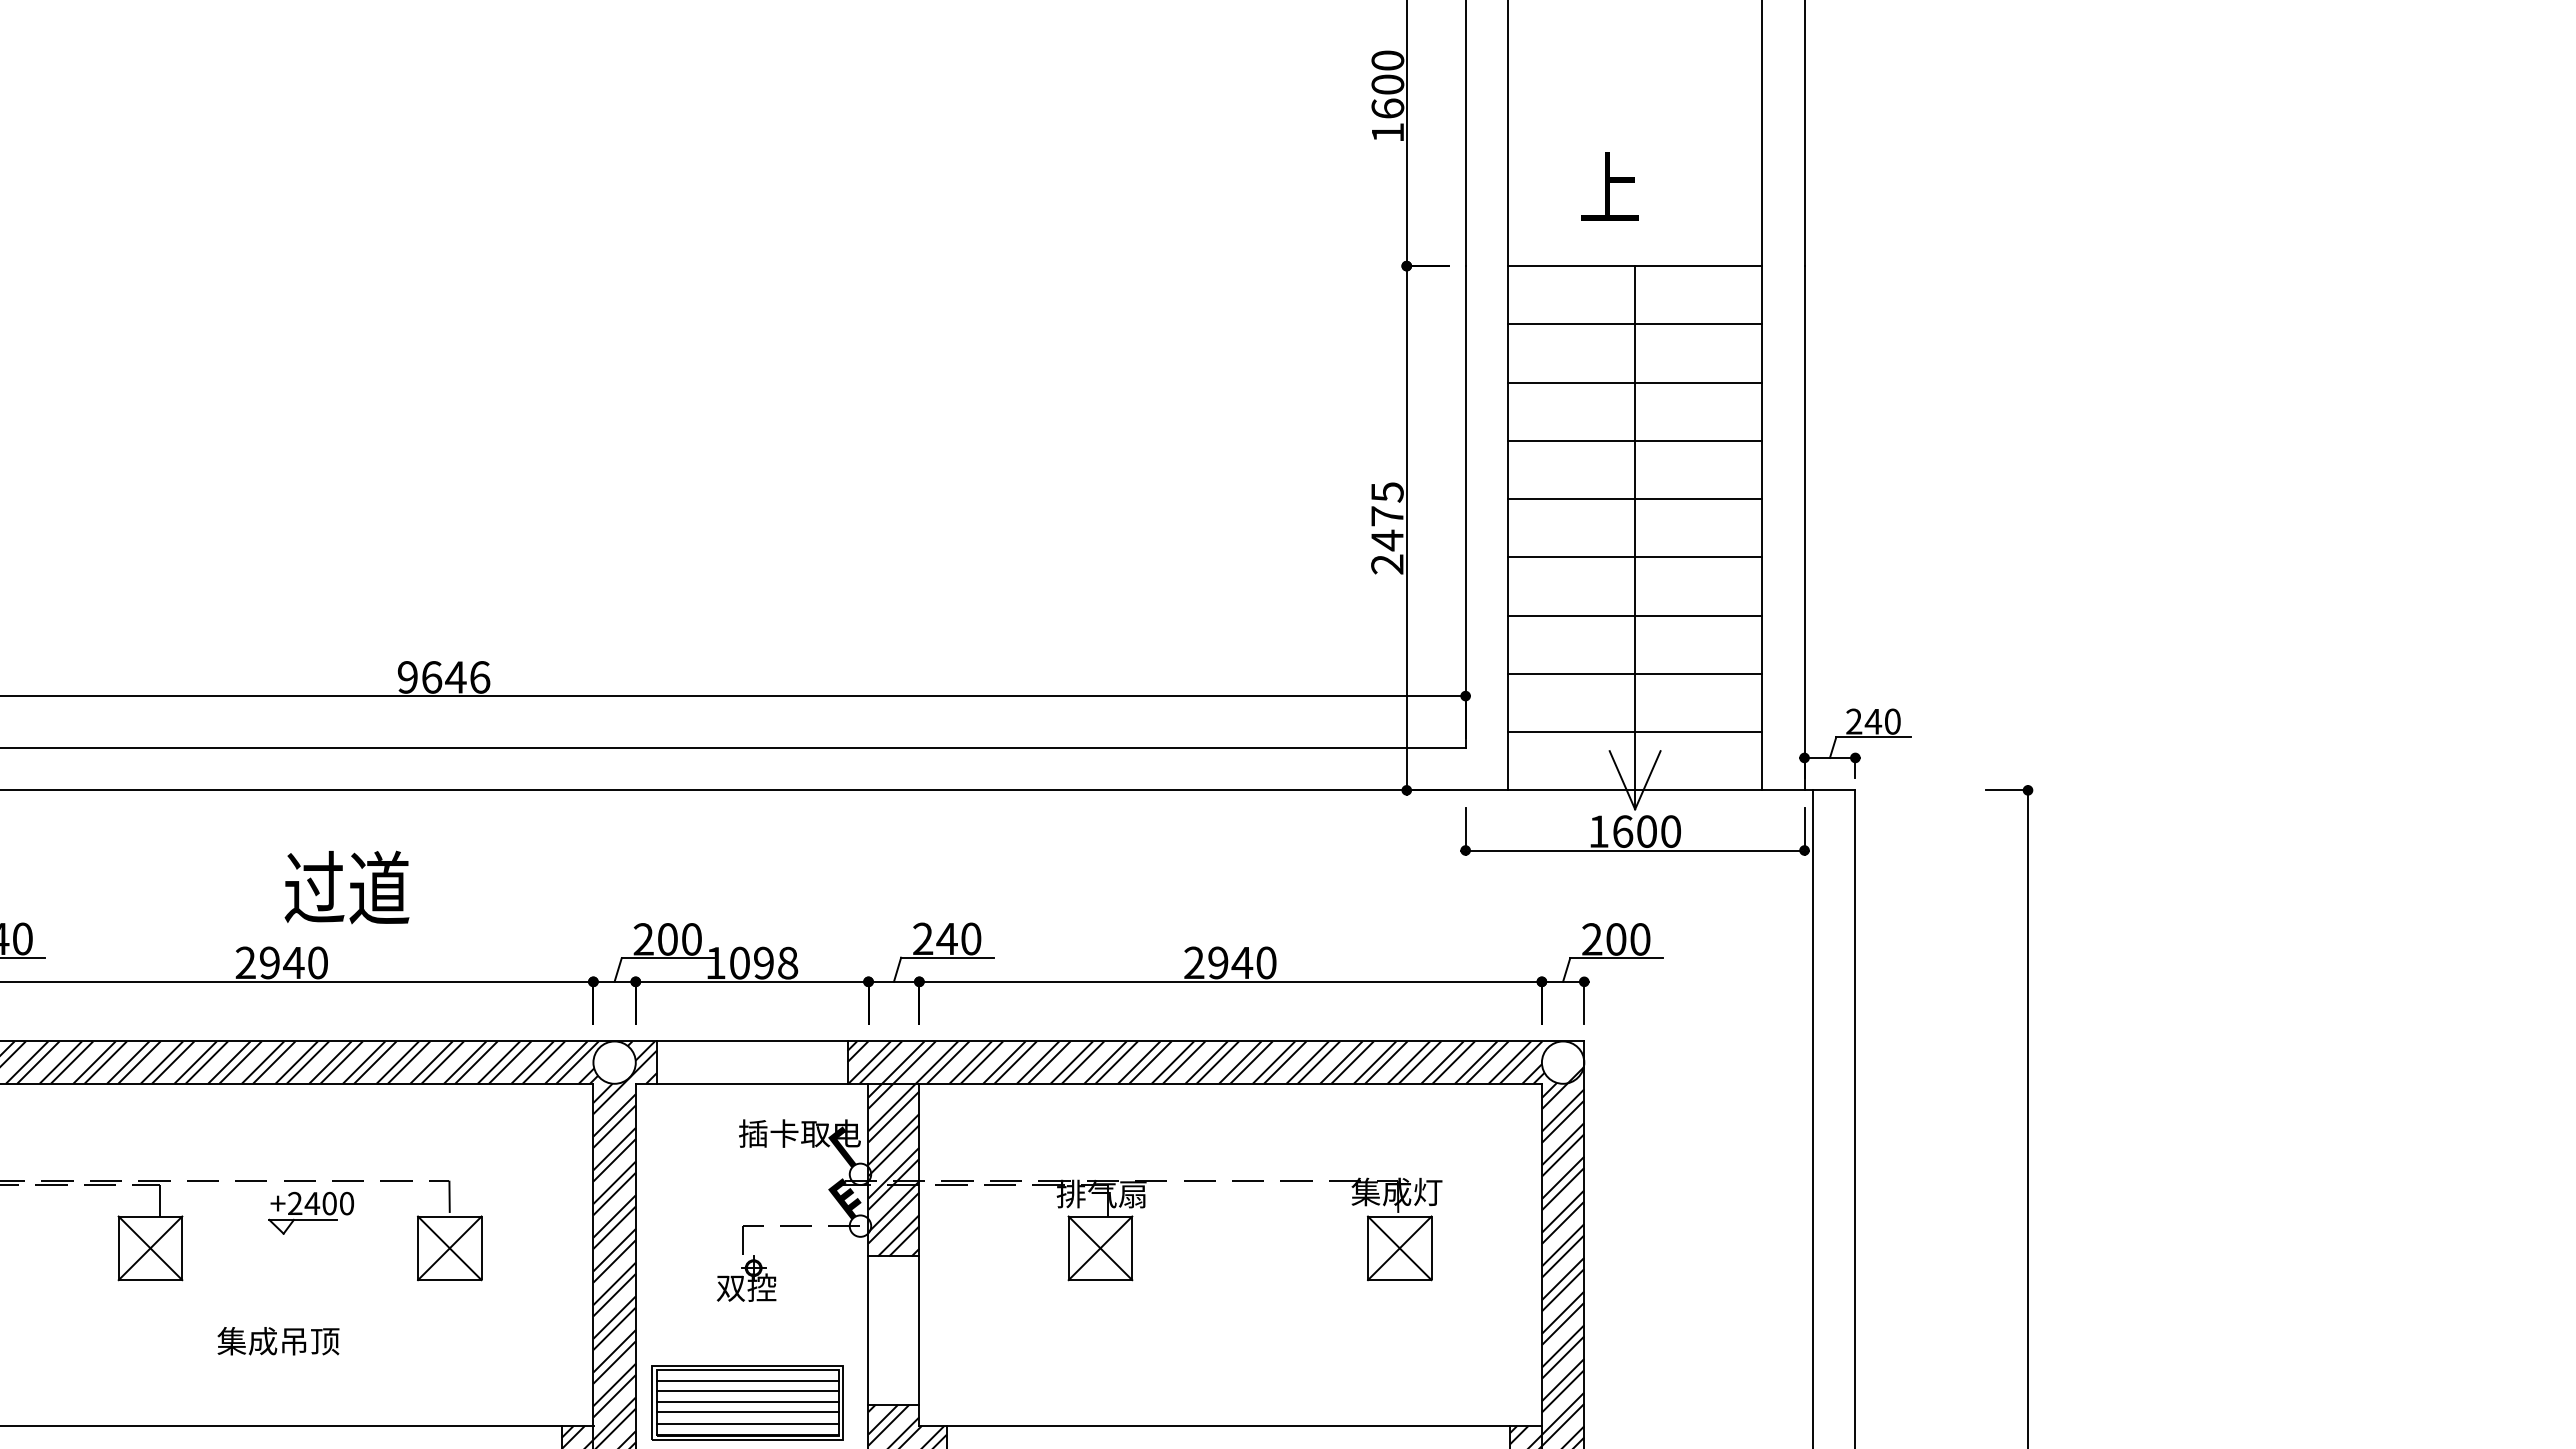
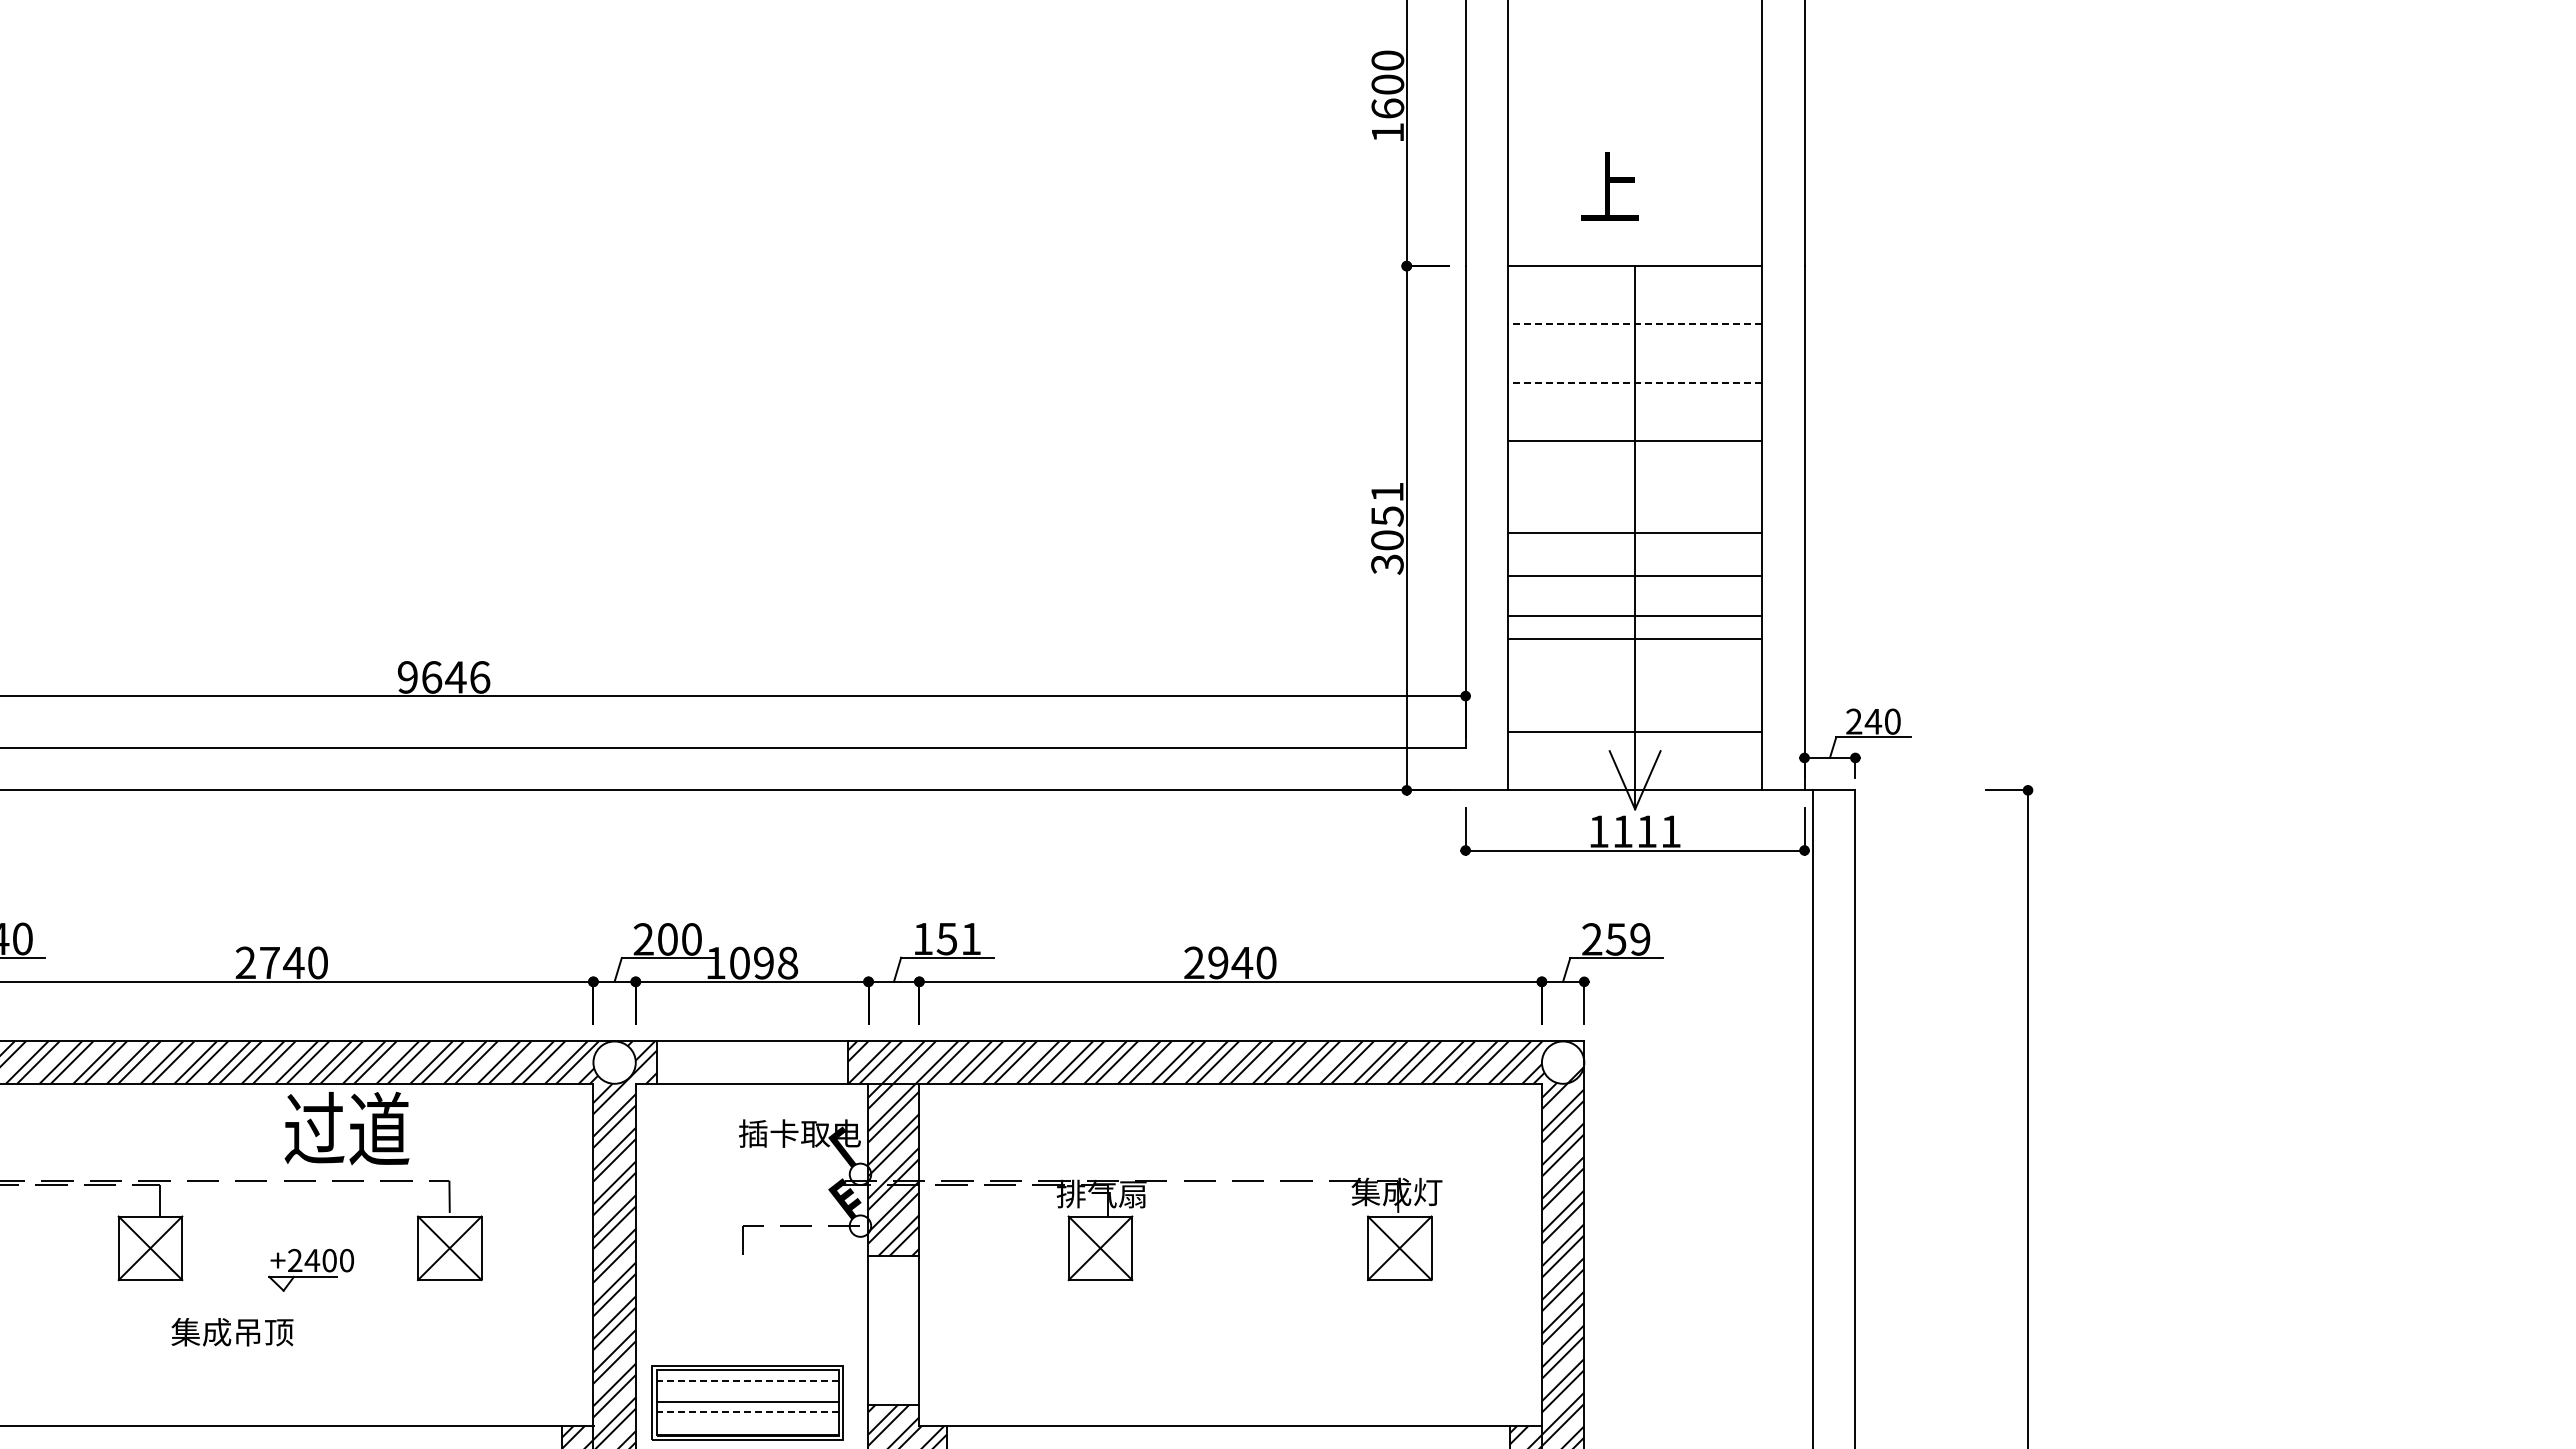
line: solid -> dashed (1634, 324)
line: solid -> dashed (1634, 382)
line position: (1635, 499) -> (1635, 533) (1635, 533)
text: 2475 -> 3051 (1387, 528)
line position: (1635, 557) -> (1635, 576) (1635, 576)
line position: (1635, 673) -> (1635, 638) (1635, 638)
text: 1600 -> 1111 (1646, 831)
text position: (346, 887) -> (346, 1128) (346, 1128)
text: 240 -> 151 (947, 938)
text: 200 -> 259 (1627, 939)
text: 2940 -> 2740 (269, 962)
part position: (310, 1212) -> (310, 1269) (310, 1269)
part: present -> none (746, 1278)
text position: (278, 1341) -> (232, 1332) (232, 1332)
line: solid -> dashed (747, 1380)
line: present -> none (747, 1391)
line: solid -> dashed (747, 1412)
line: present -> none (747, 1424)
